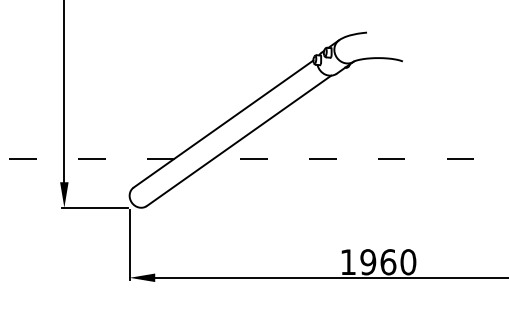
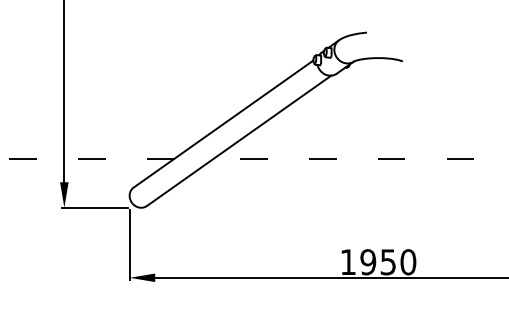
text: 1960 -> 1950 (388, 262)
